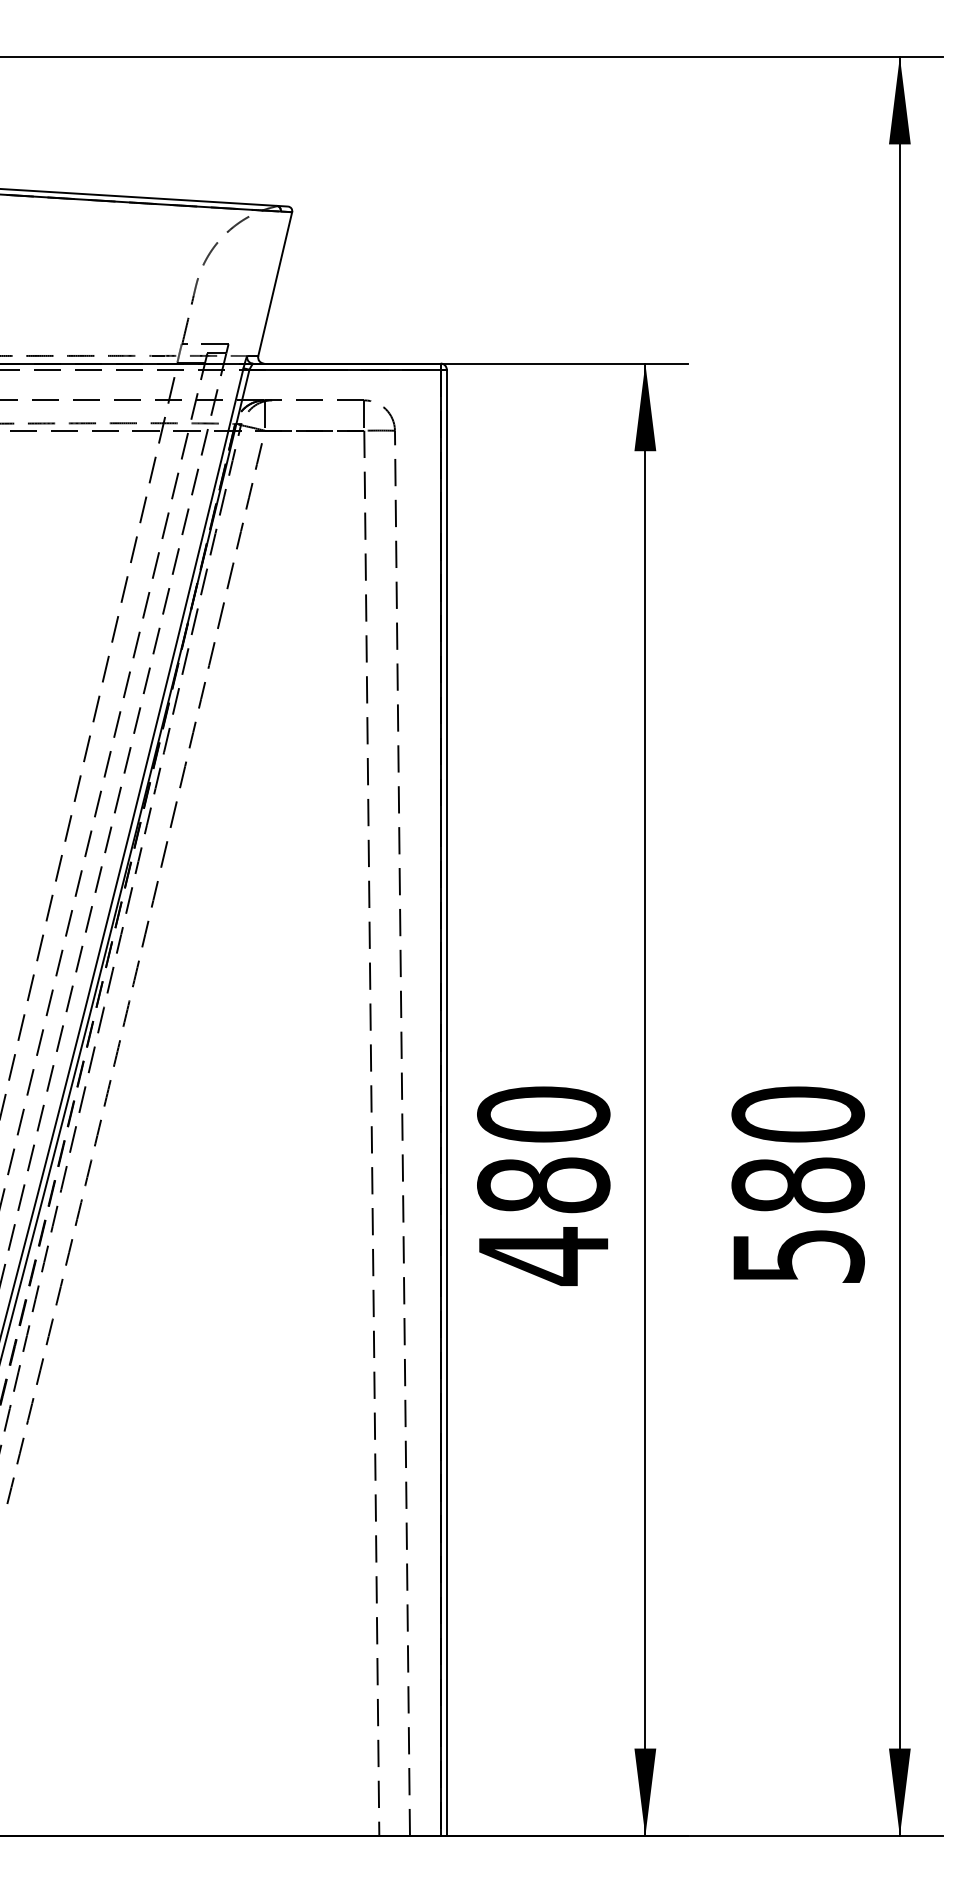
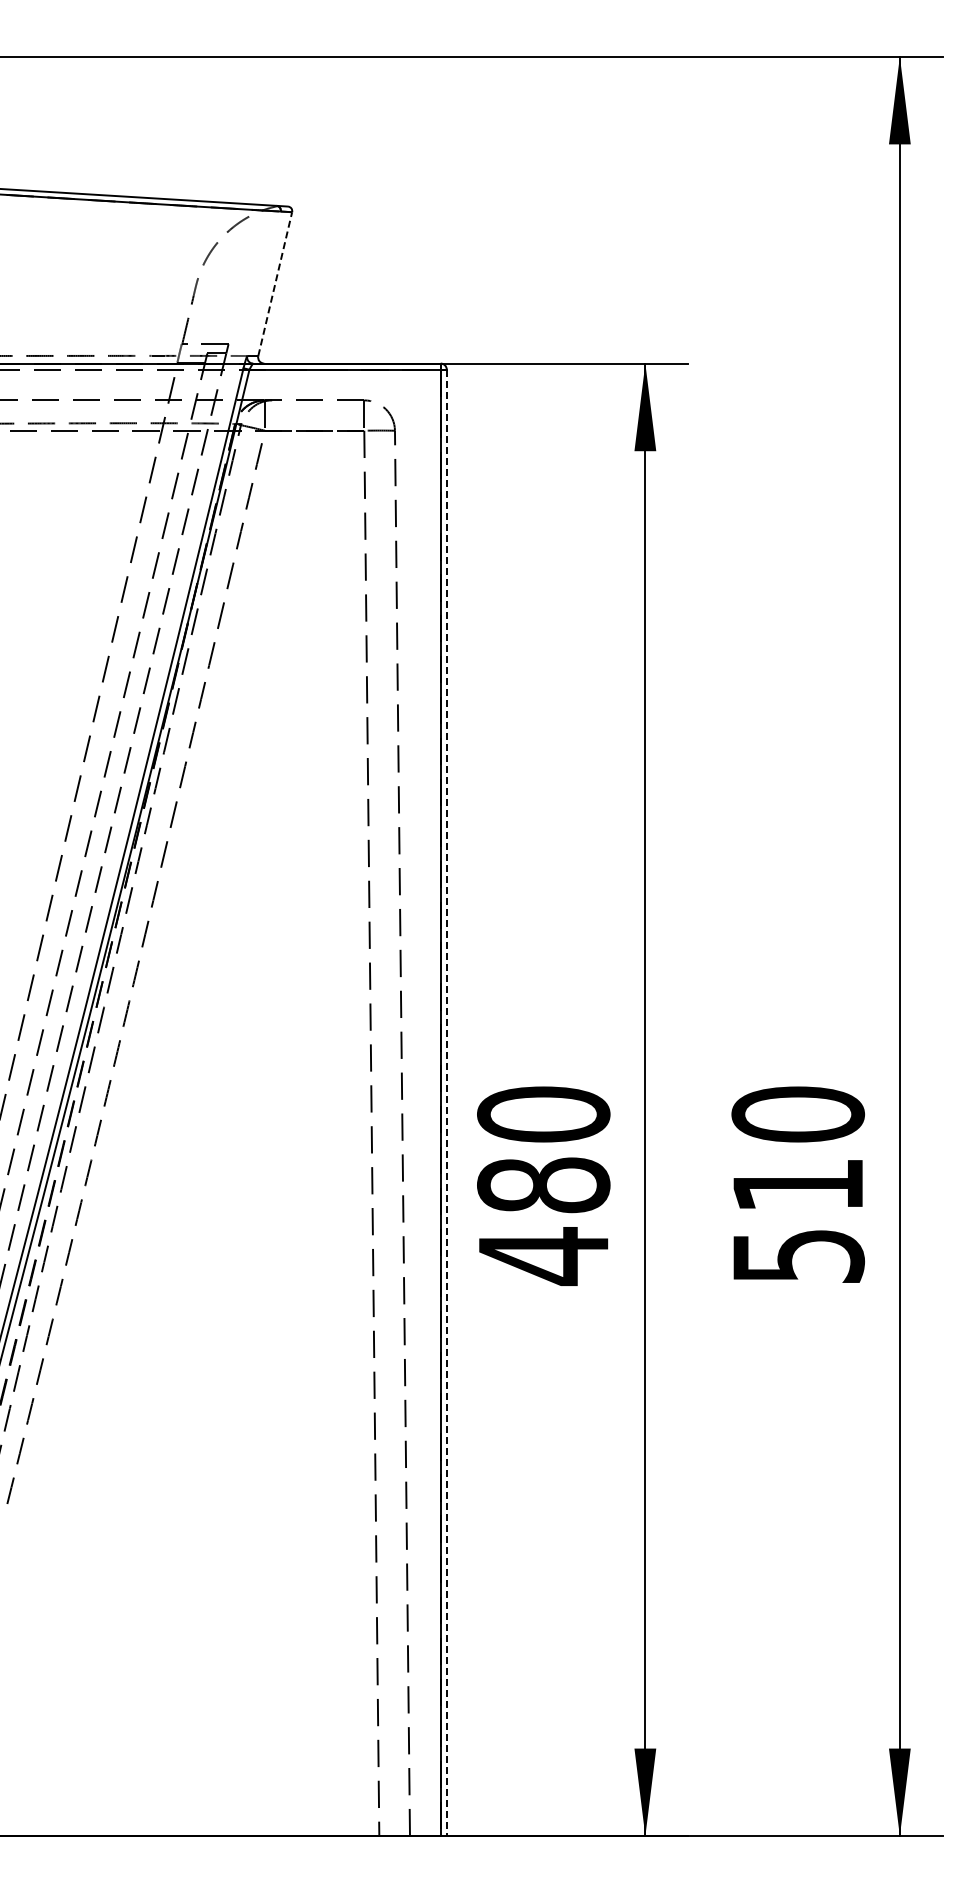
line: solid -> dashed (275, 284)
line: solid -> dashed (446, 1103)
text: 580 -> 510 (798, 1185)
